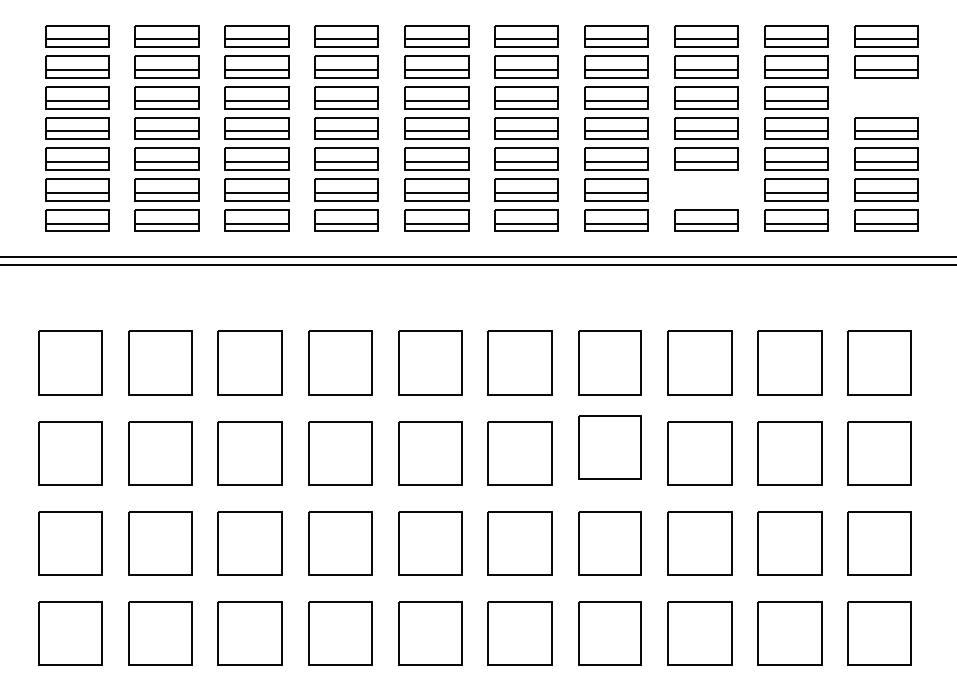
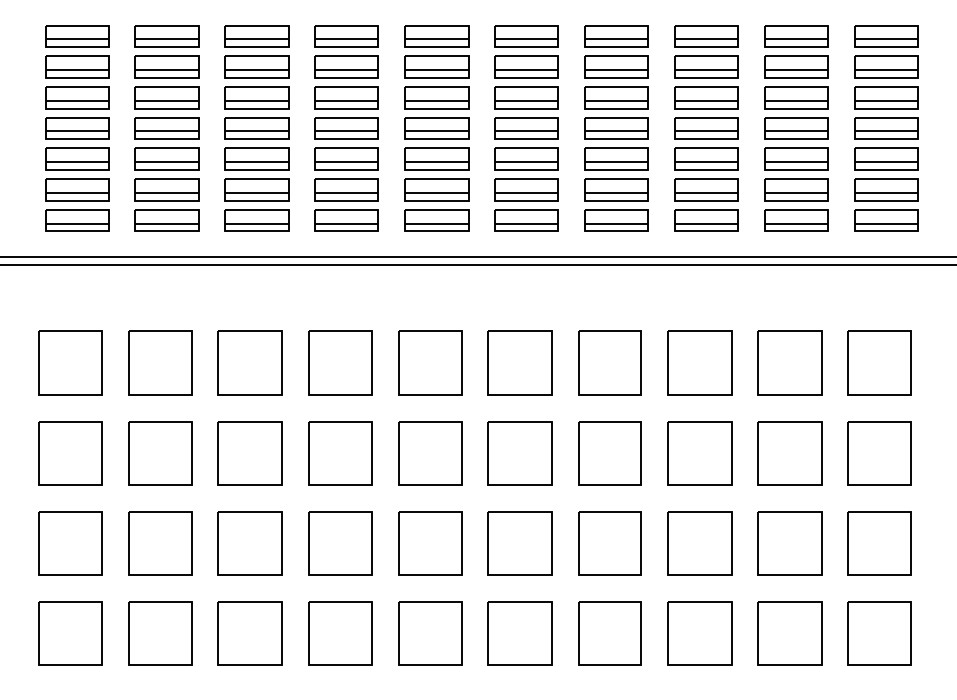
part: none -> present (886, 97)
part: none -> present (706, 189)
part position: (609, 447) -> (609, 453) (609, 453)
